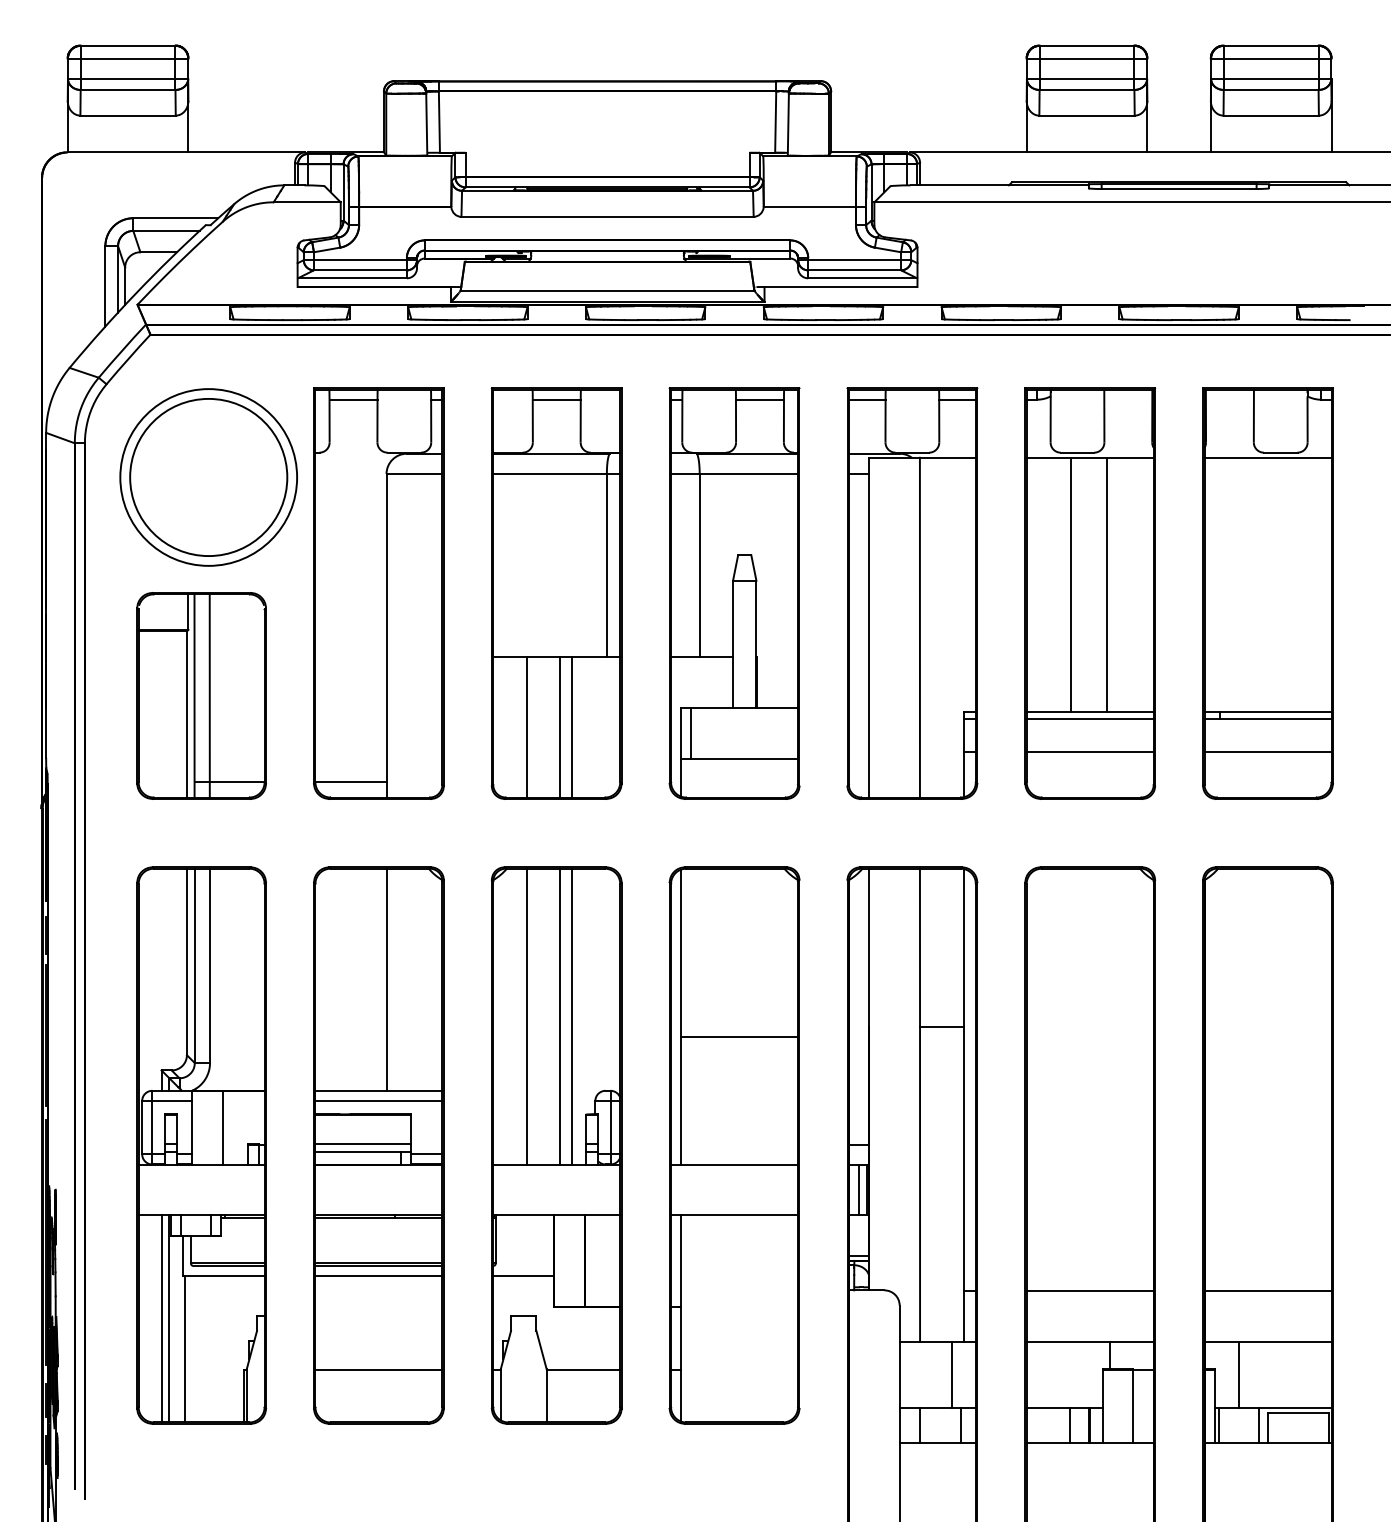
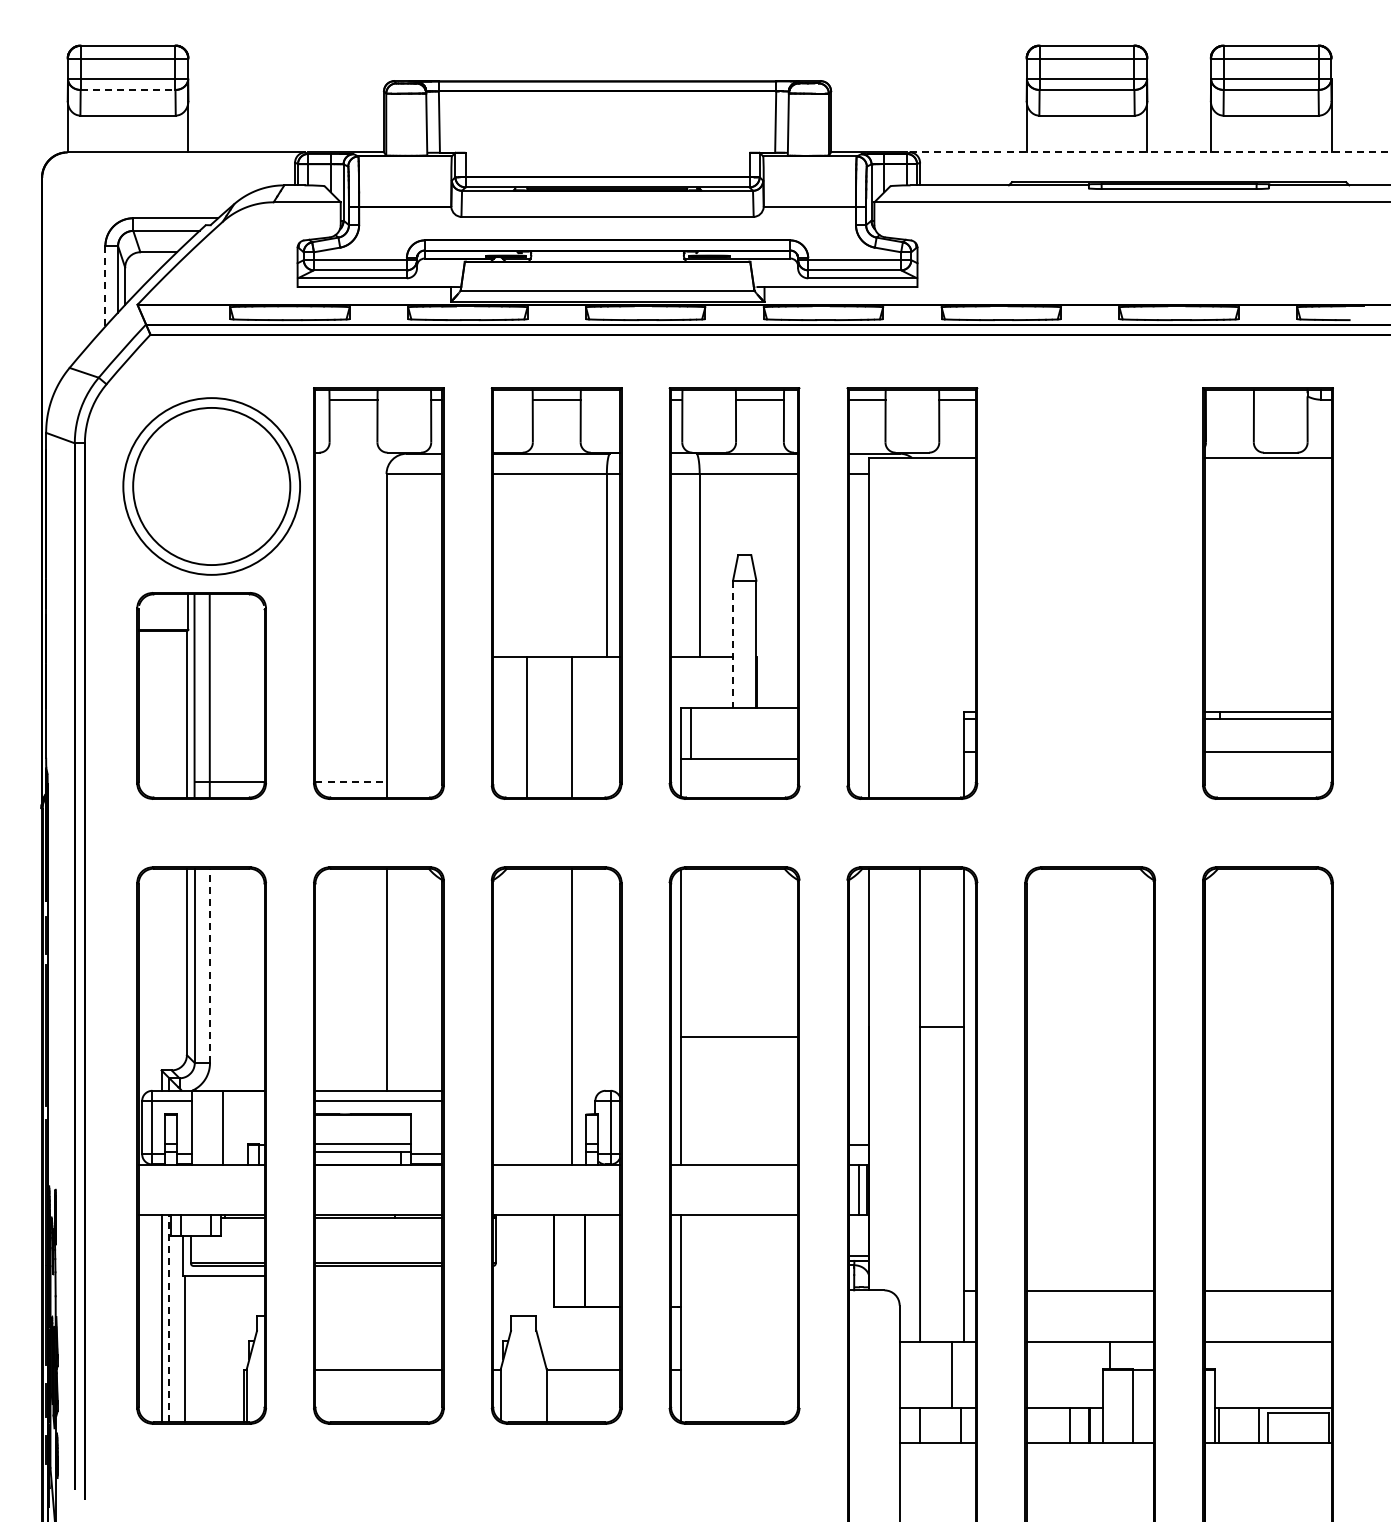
line: solid -> dashed (128, 89)
line: solid -> dashed (1150, 152)
line: solid -> dashed (105, 286)
part position: (208, 477) -> (211, 486) (211, 486)
part: present -> none (1090, 593)
line: present -> none (919, 627)
line: solid -> dashed (733, 644)
line: present -> none (559, 726)
line: solid -> dashed (350, 782)
line: solid -> dashed (210, 965)
line: present -> none (527, 1016)
line: present -> none (559, 1016)
line: present -> none (378, 1276)
line: present -> none (523, 1276)
line: solid -> dashed (169, 1318)
line: present -> none (1239, 1374)
